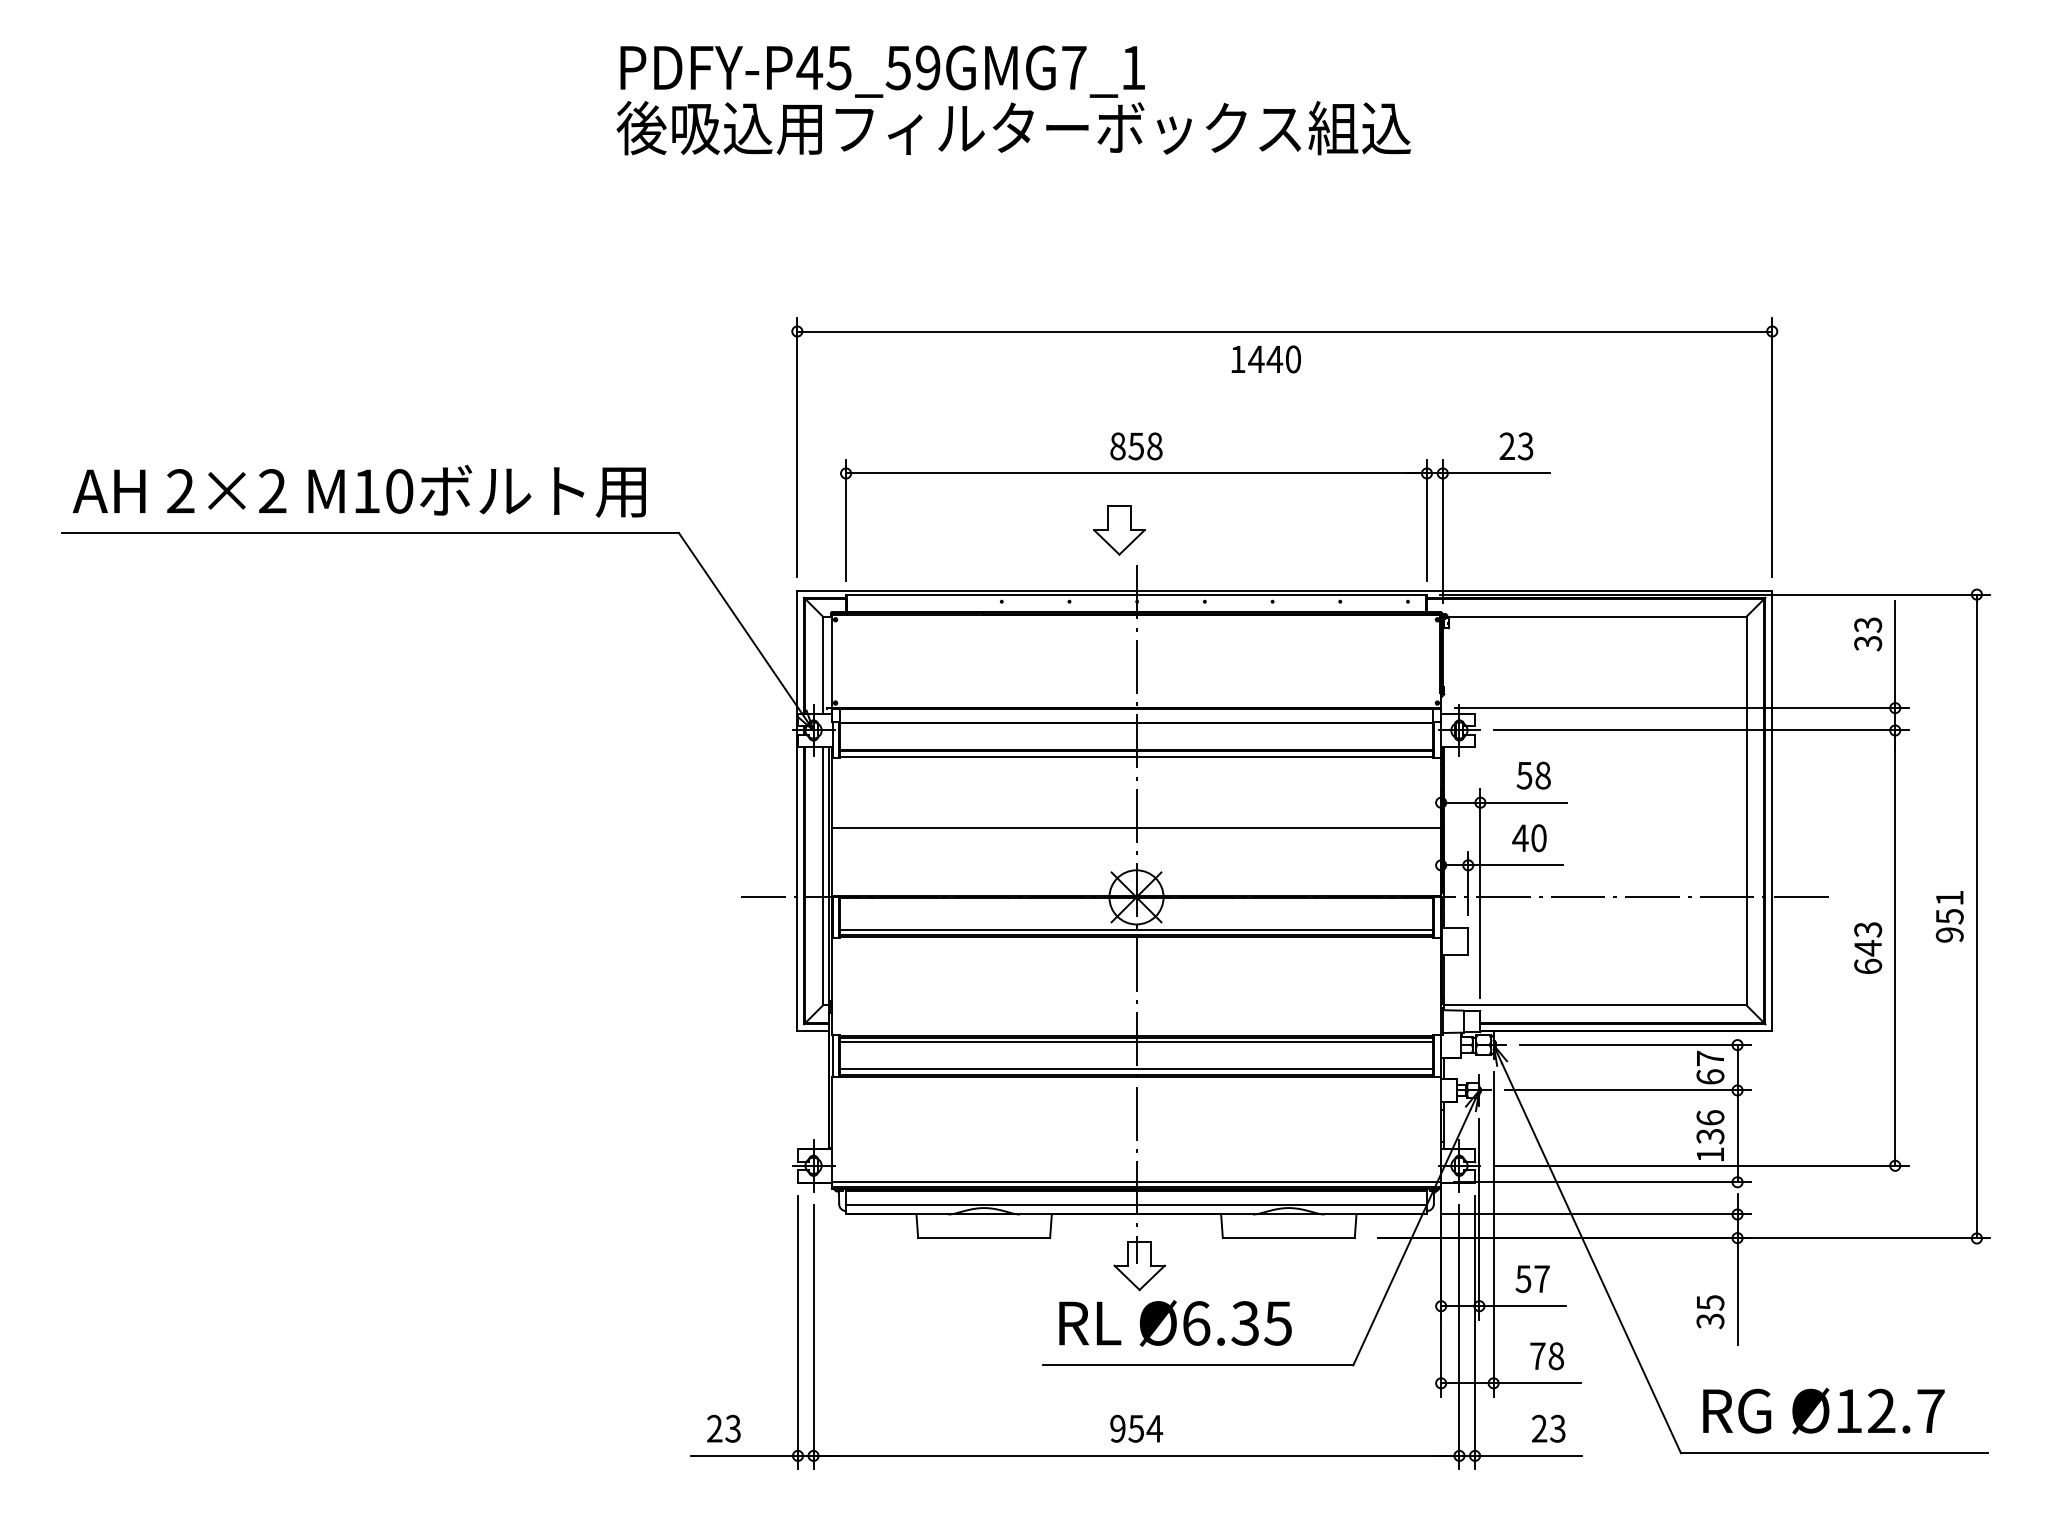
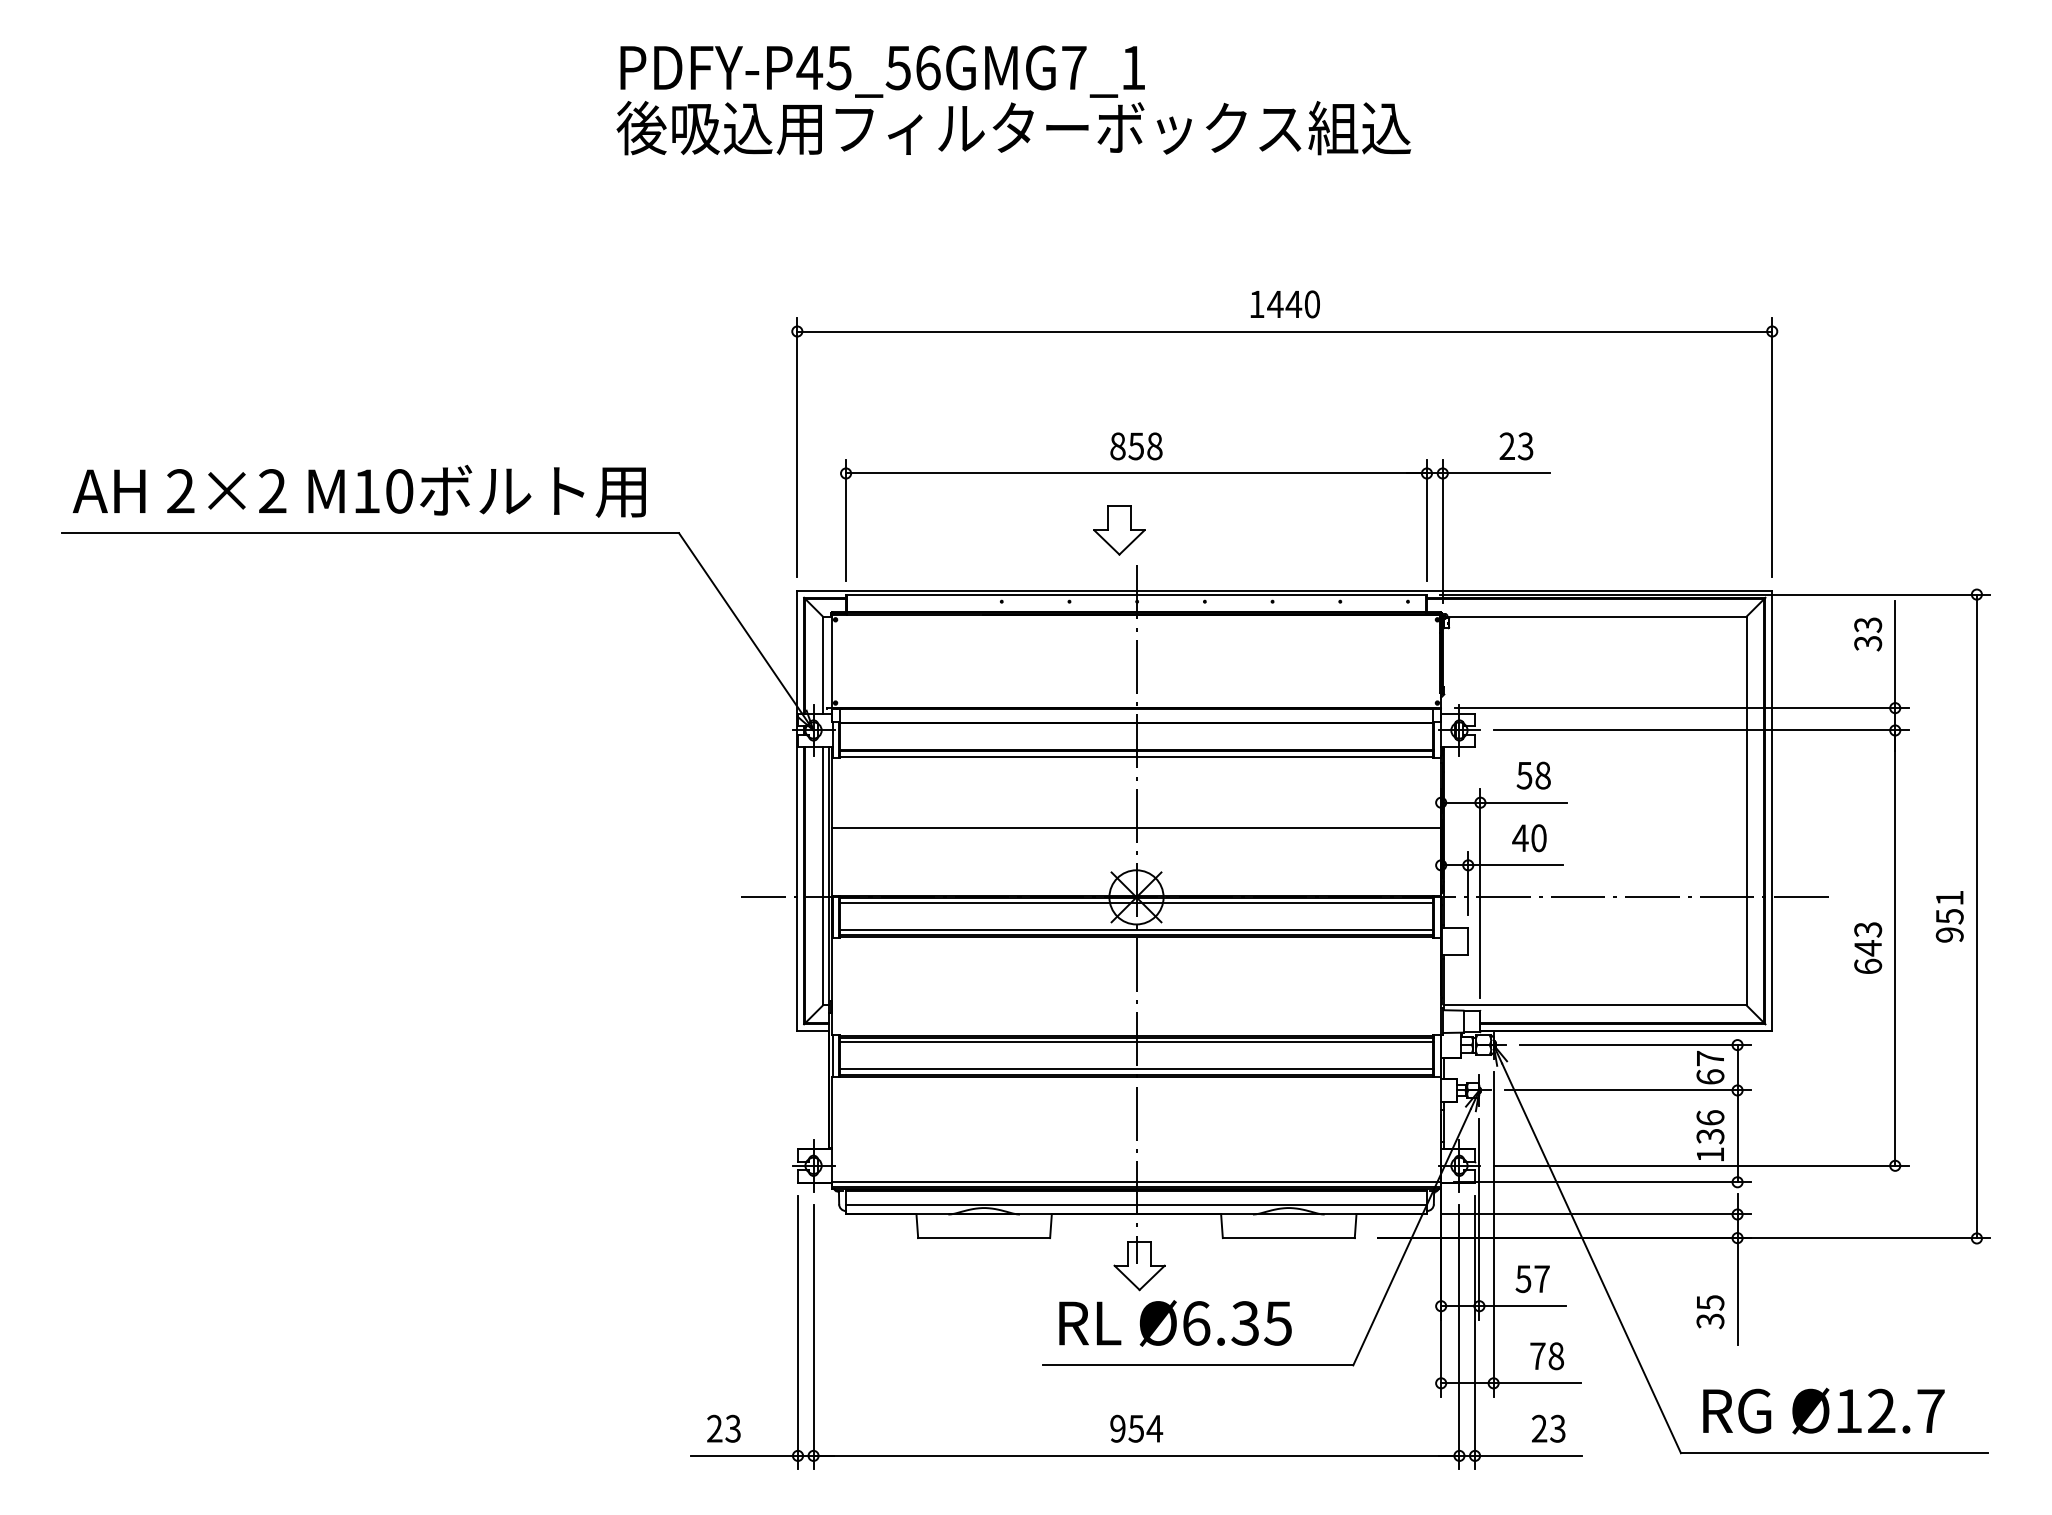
text: PDFY-P45_59GMG7_1 -> PDFY-P45_56GMG7_1 (928, 67)
text position: (1265, 359) -> (1284, 304) (1284, 304)
line: none -> present (1136, 902)
